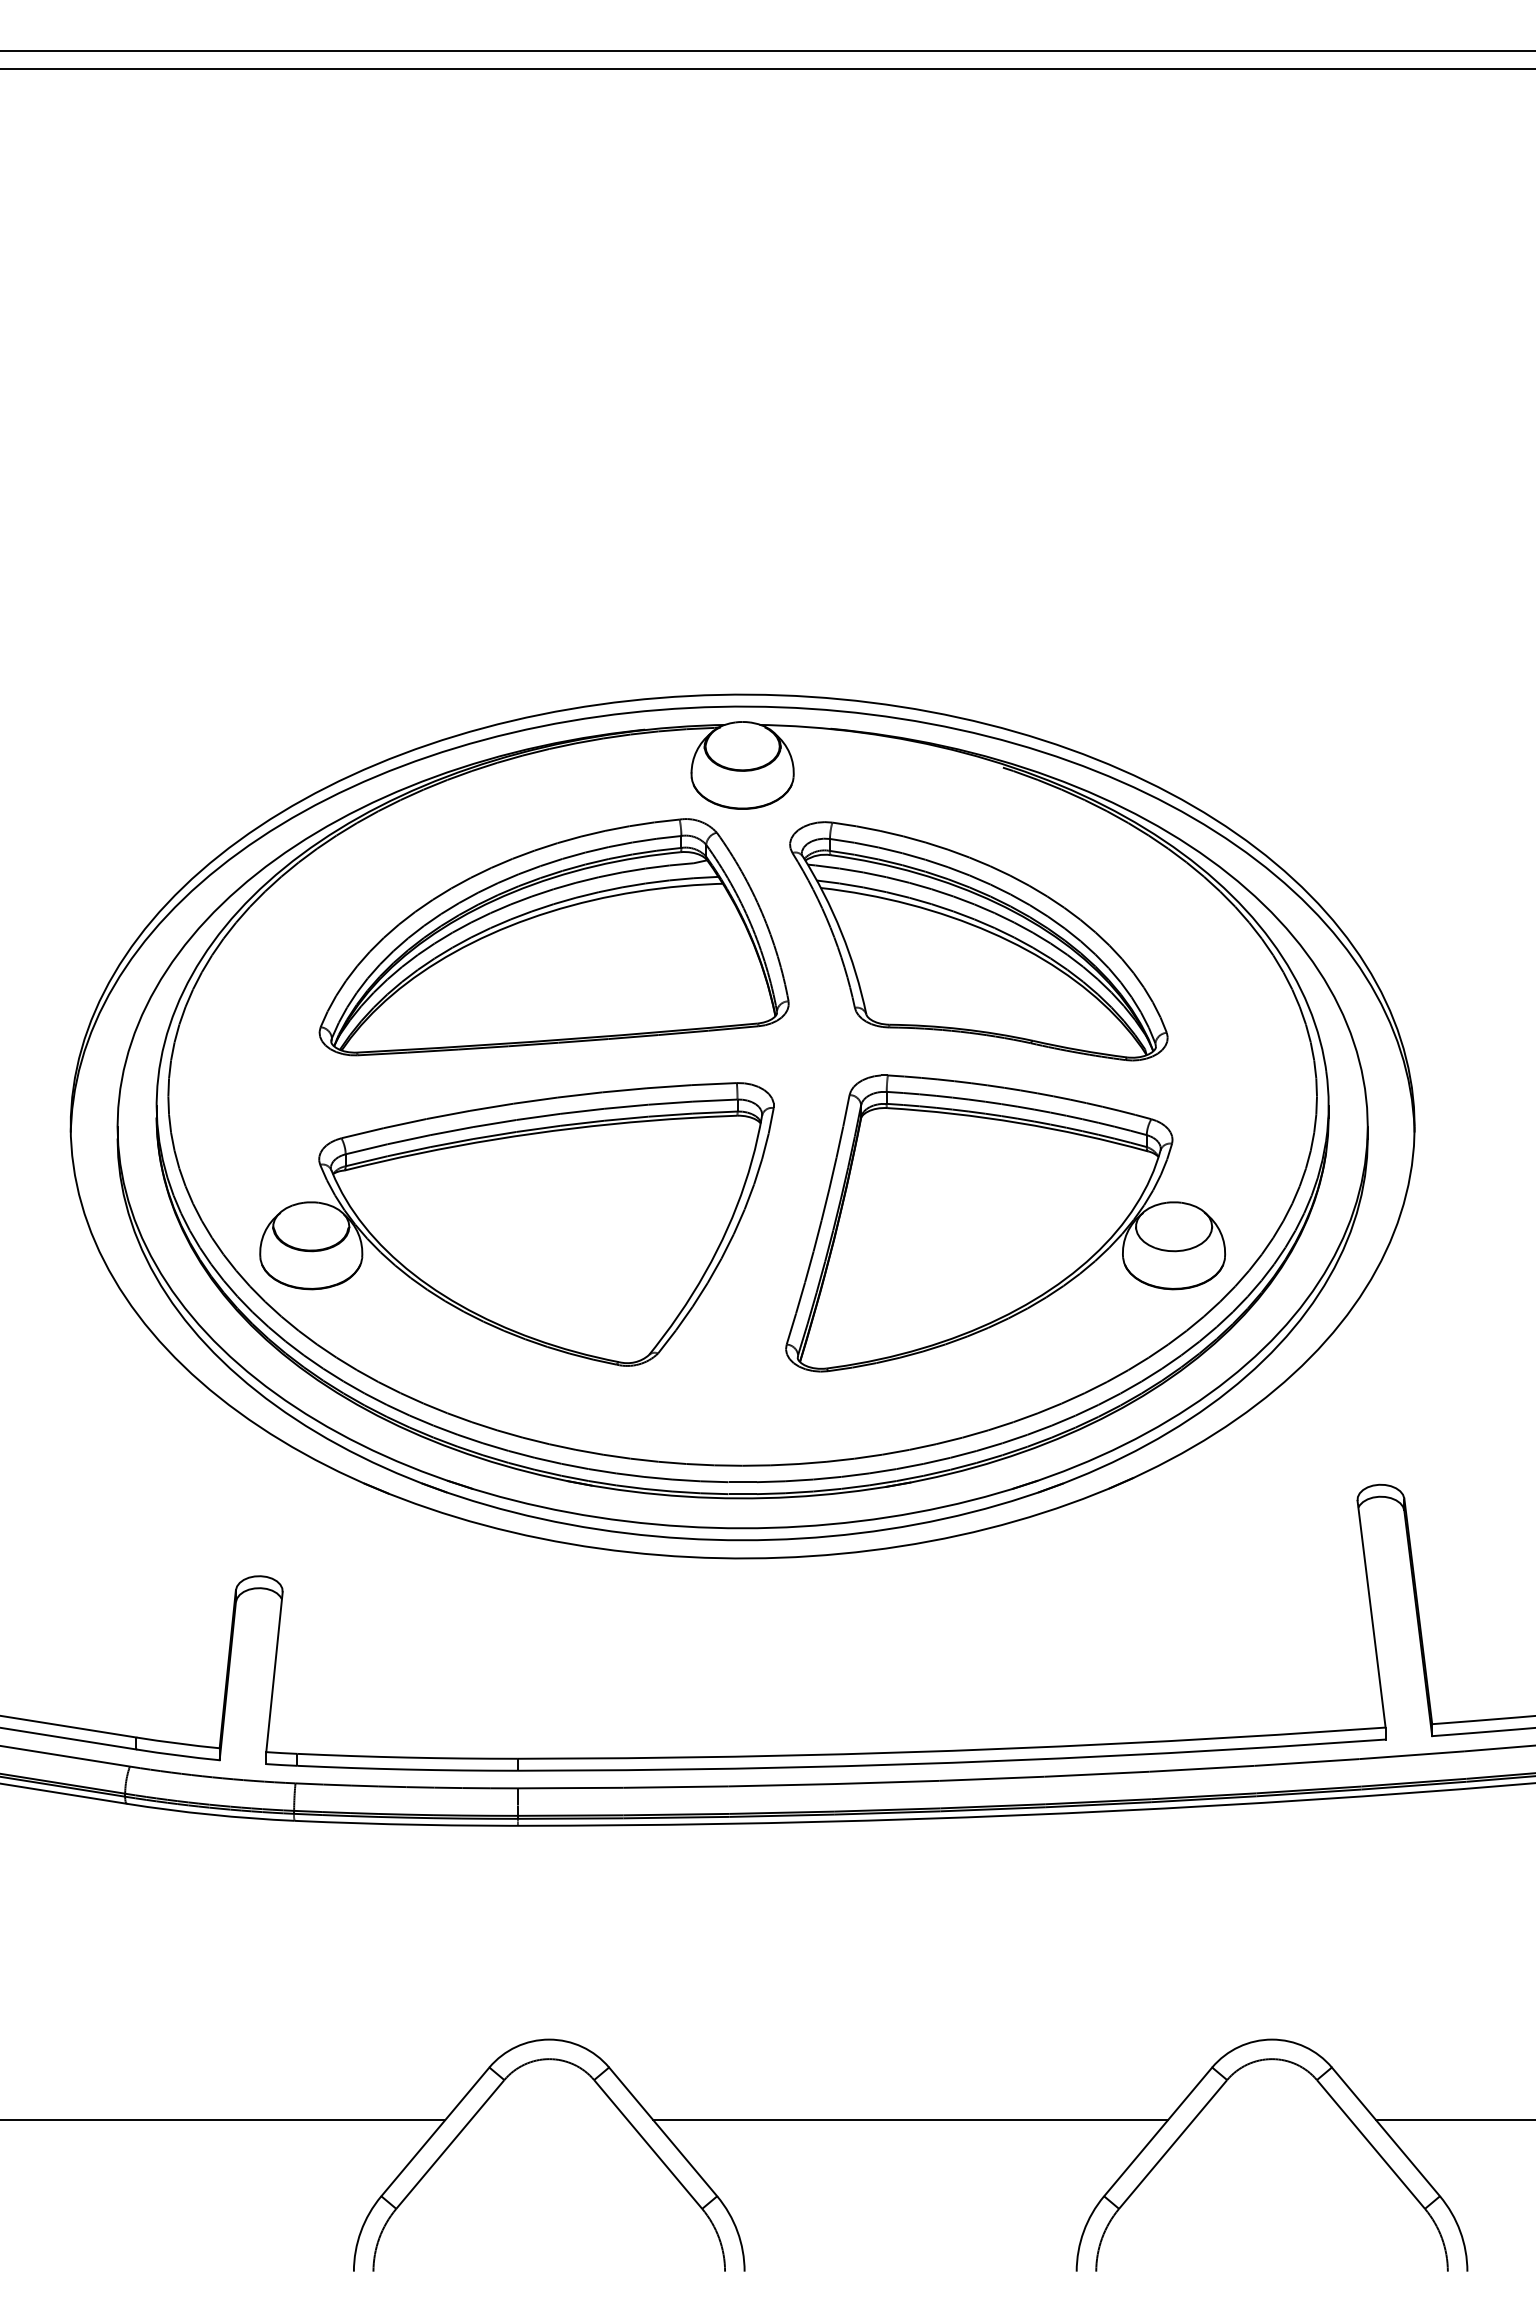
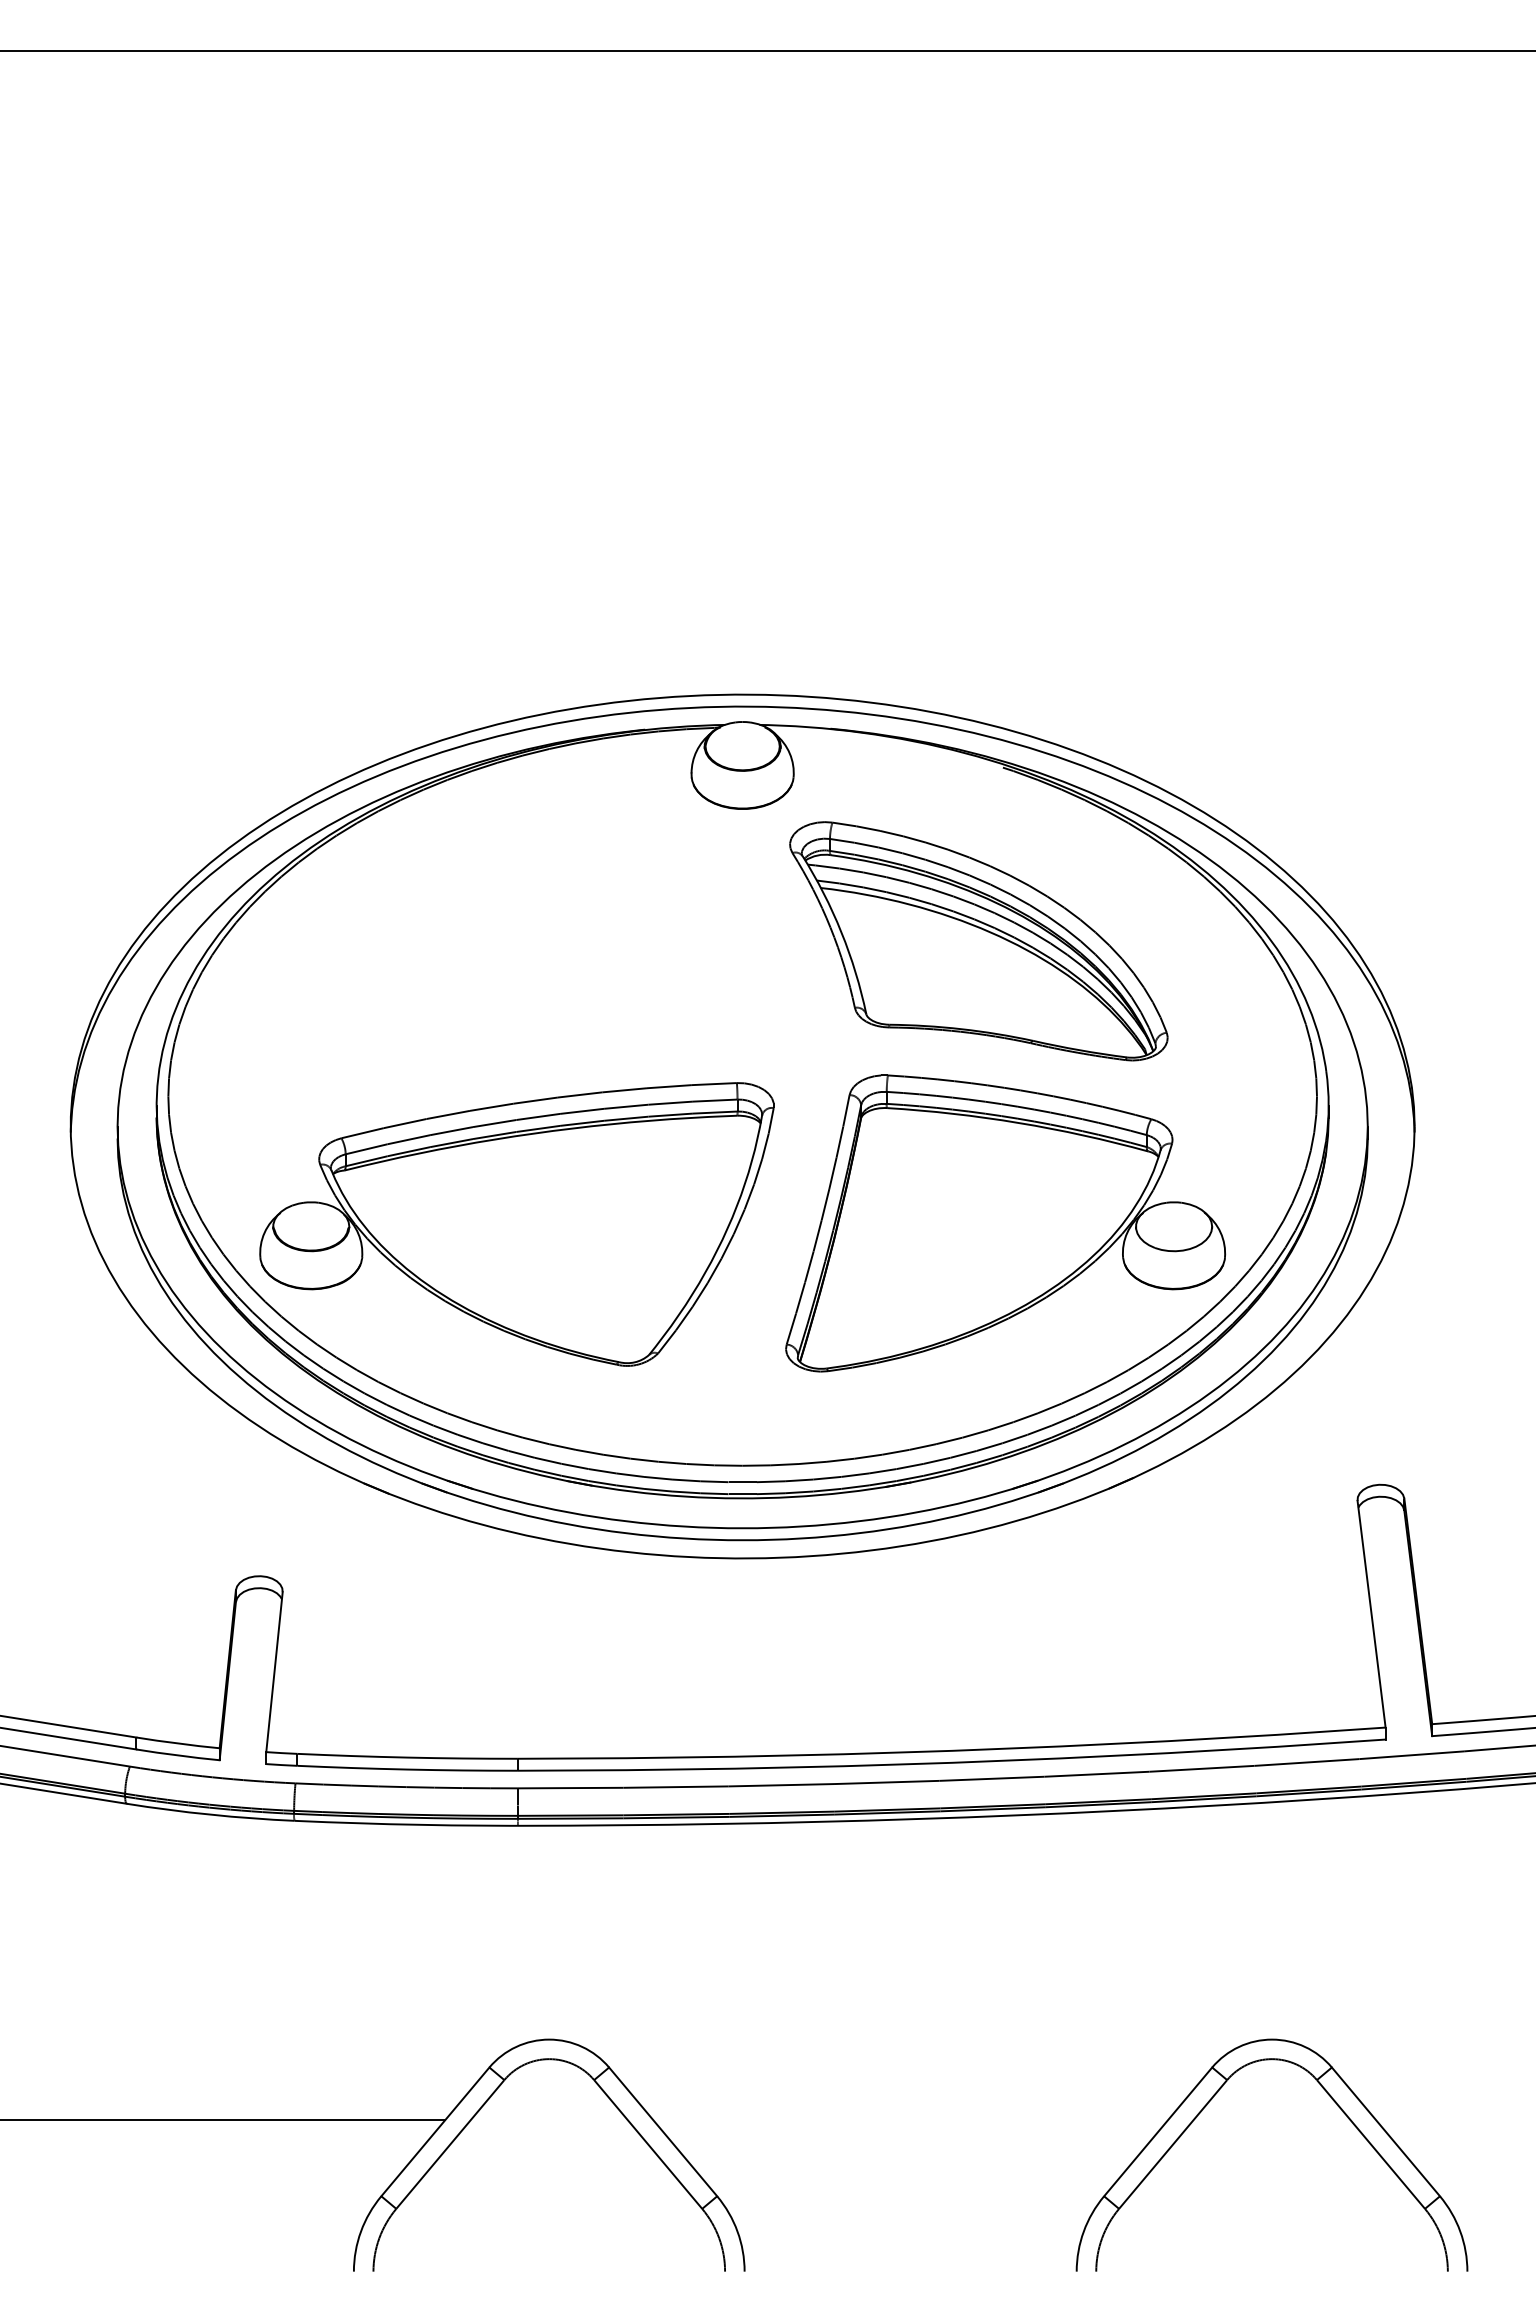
line: present -> none (767, 69)
part: present -> none (553, 937)
line: present -> none (910, 2120)
line: present -> none (1453, 2120)
